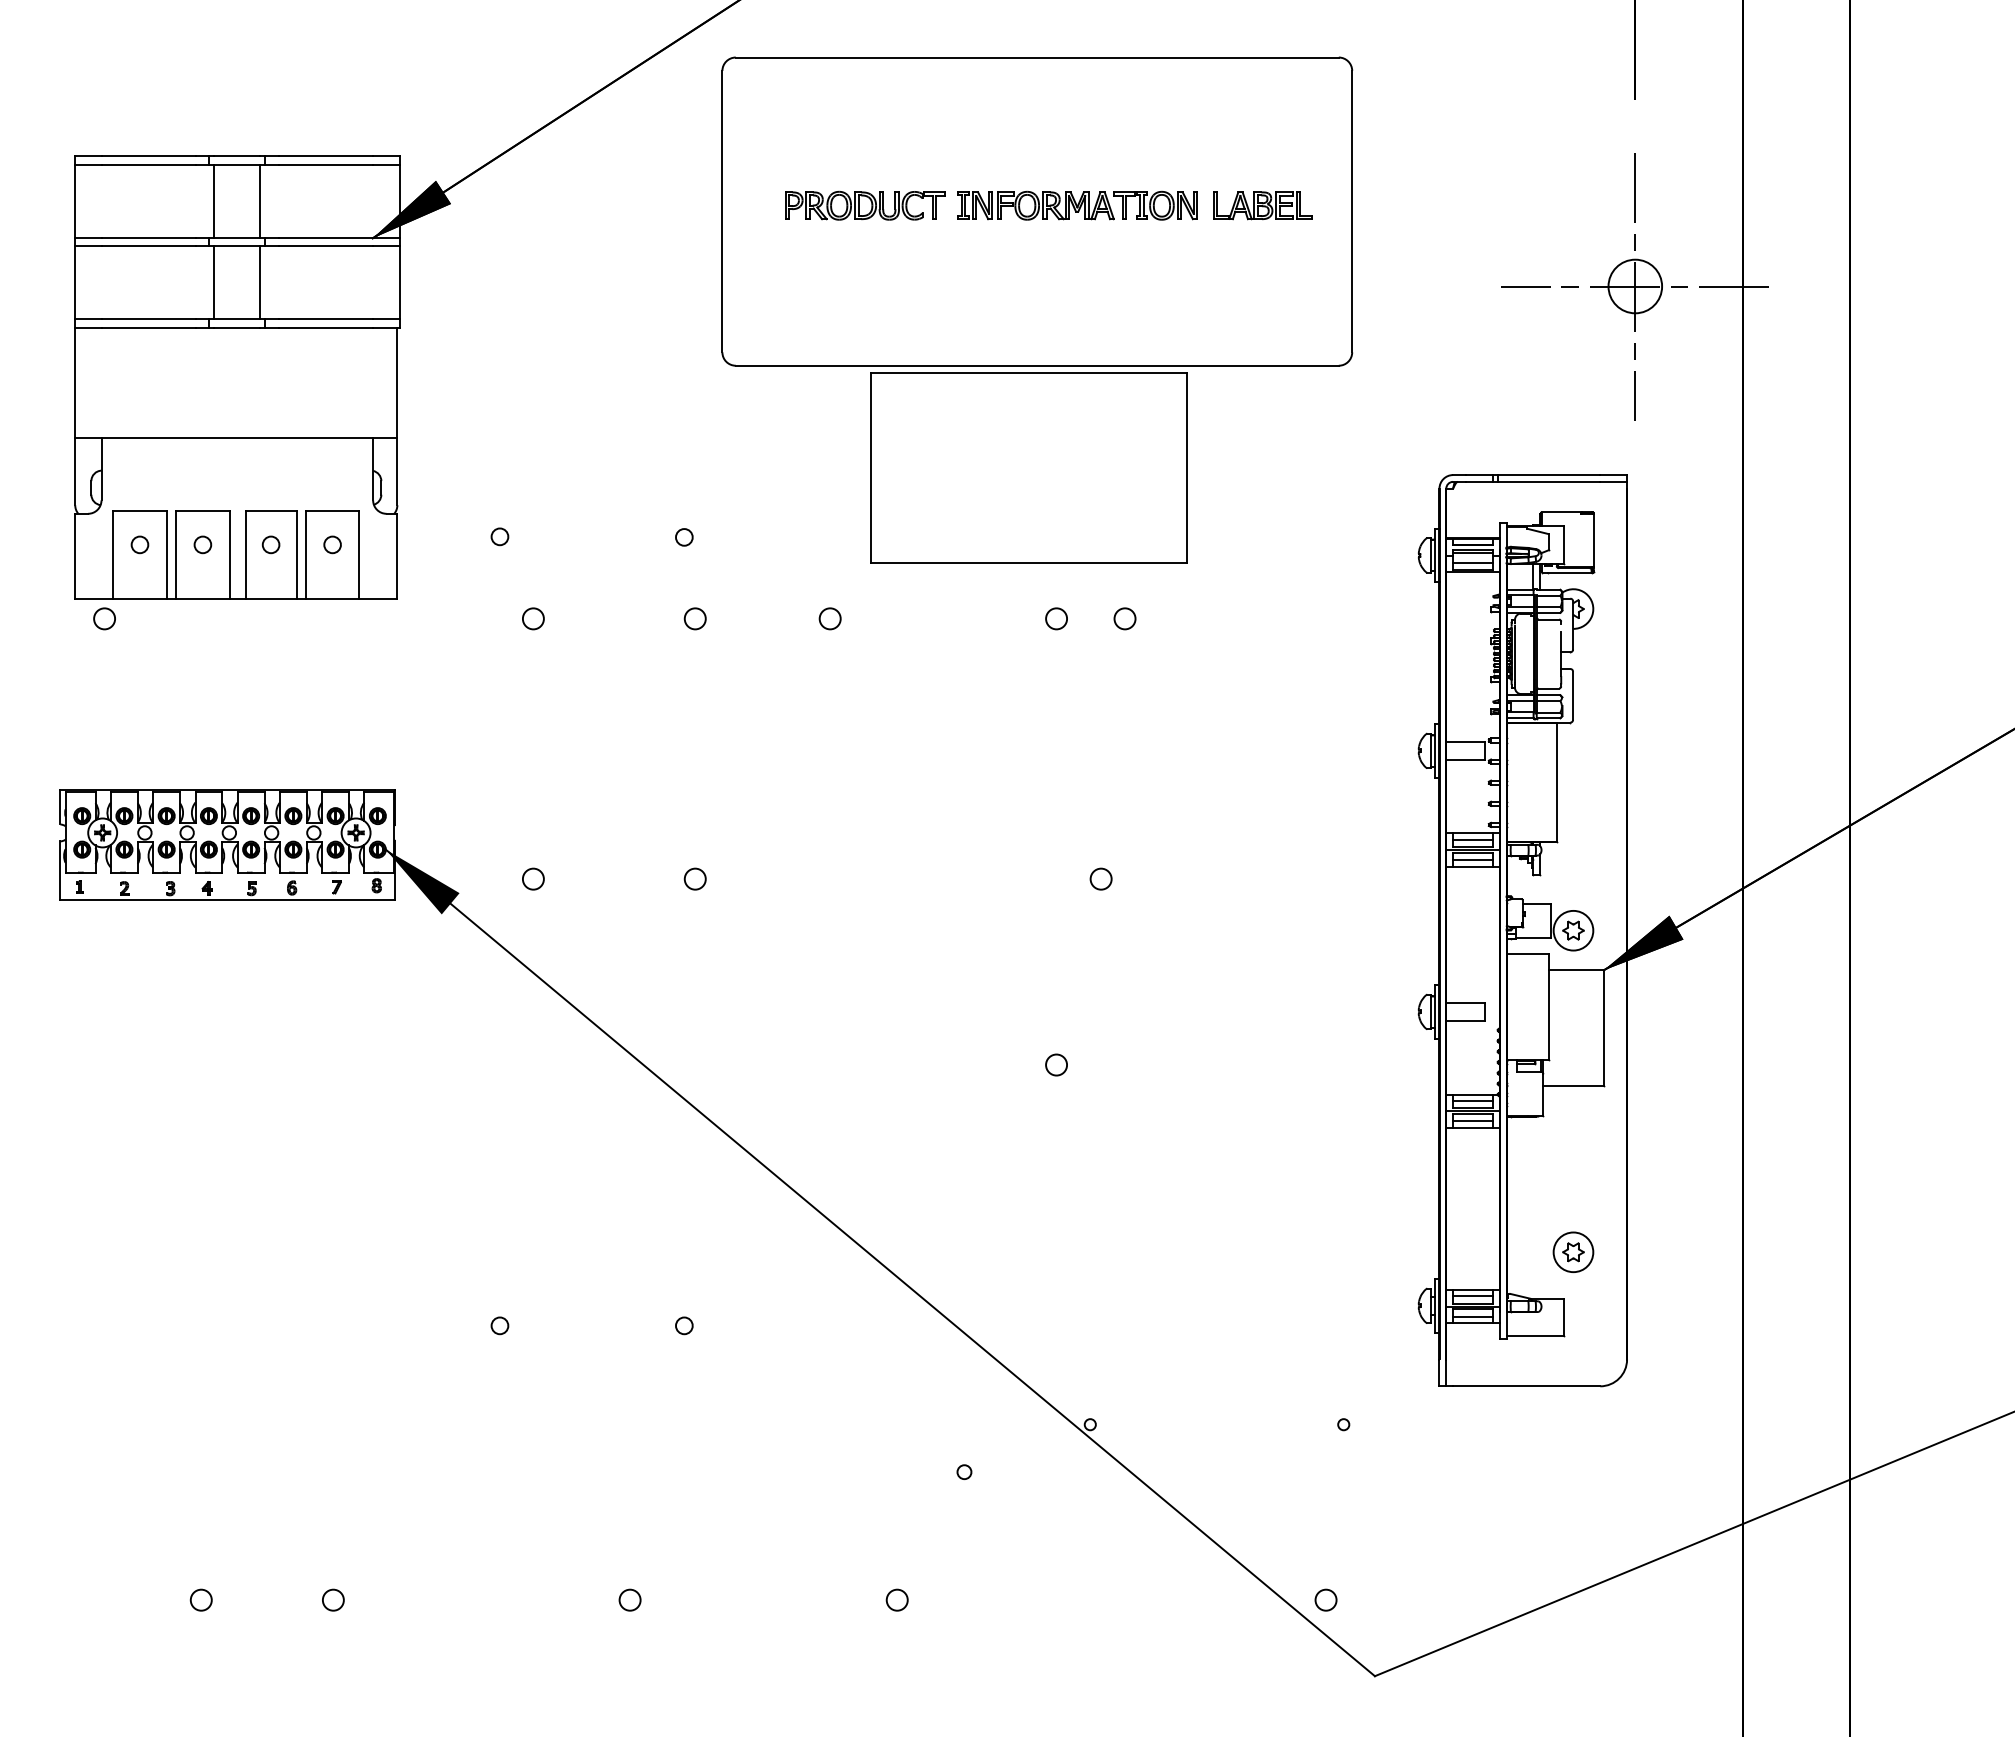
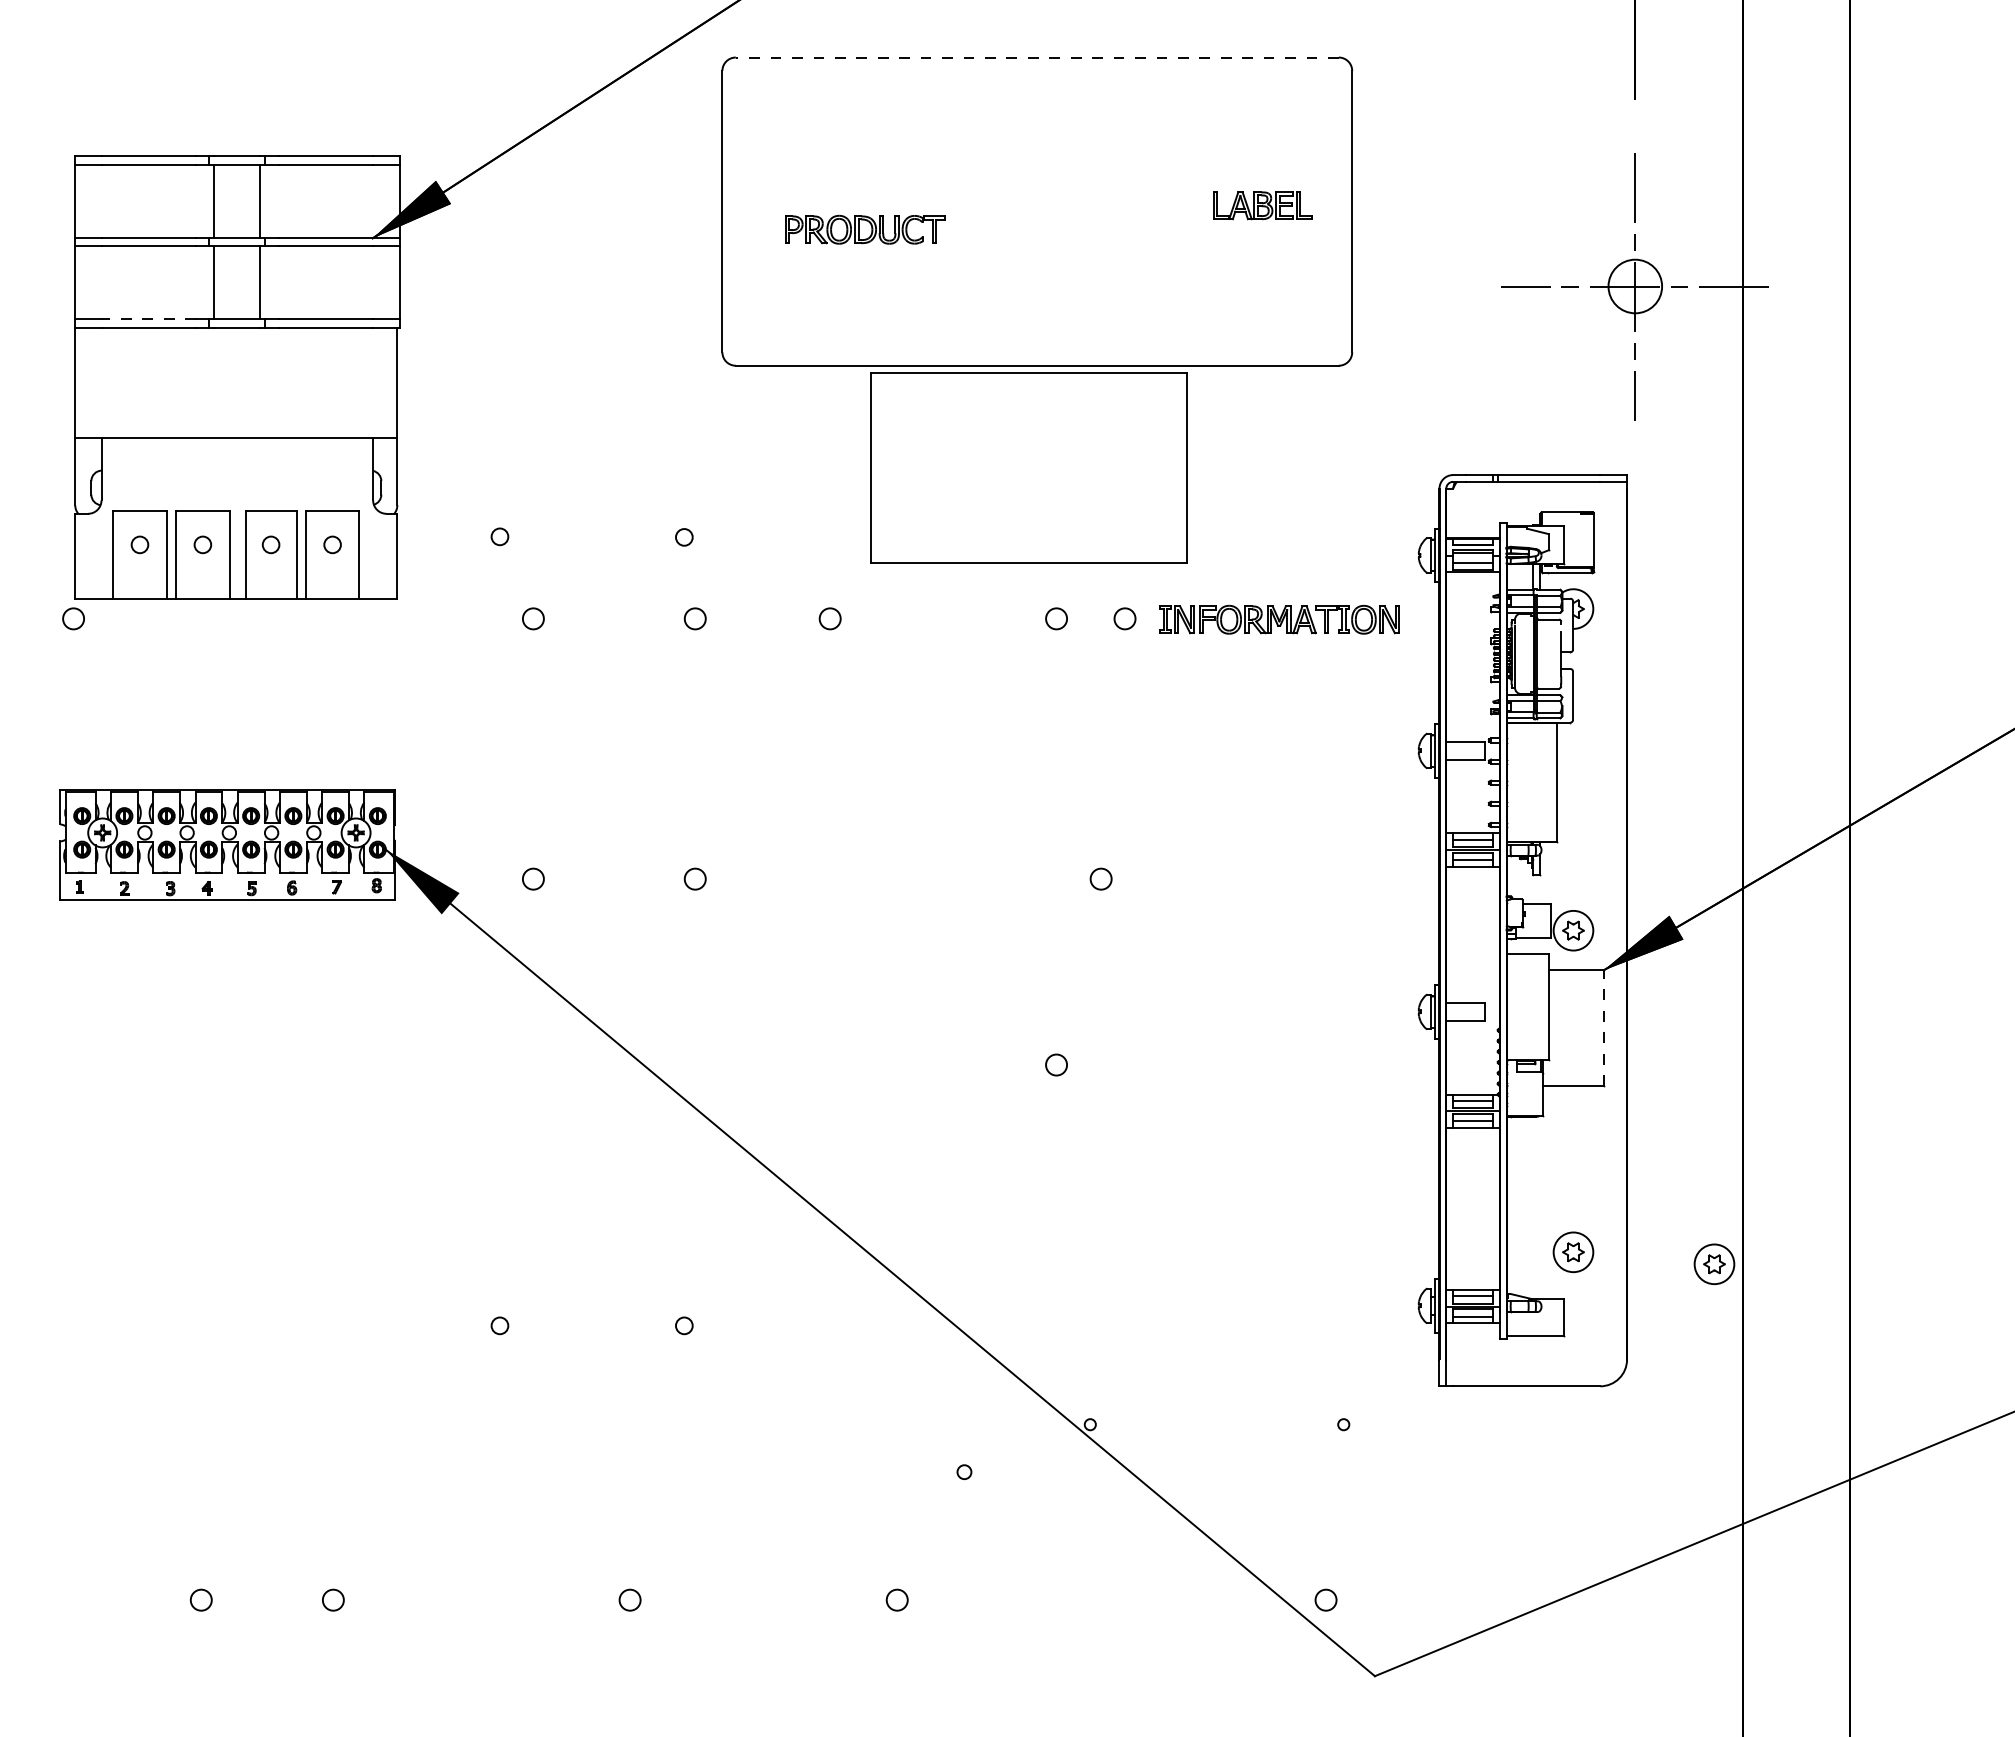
line: solid -> dashed (1037, 57)
part position: (865, 205) -> (865, 229) (865, 229)
part position: (1077, 205) -> (1279, 619) (1279, 619)
line: solid -> dashed (148, 319)
circle position: (104, 618) -> (73, 618) (73, 618)
line: solid -> dashed (1603, 1028)
part: none -> present (1714, 1263)
